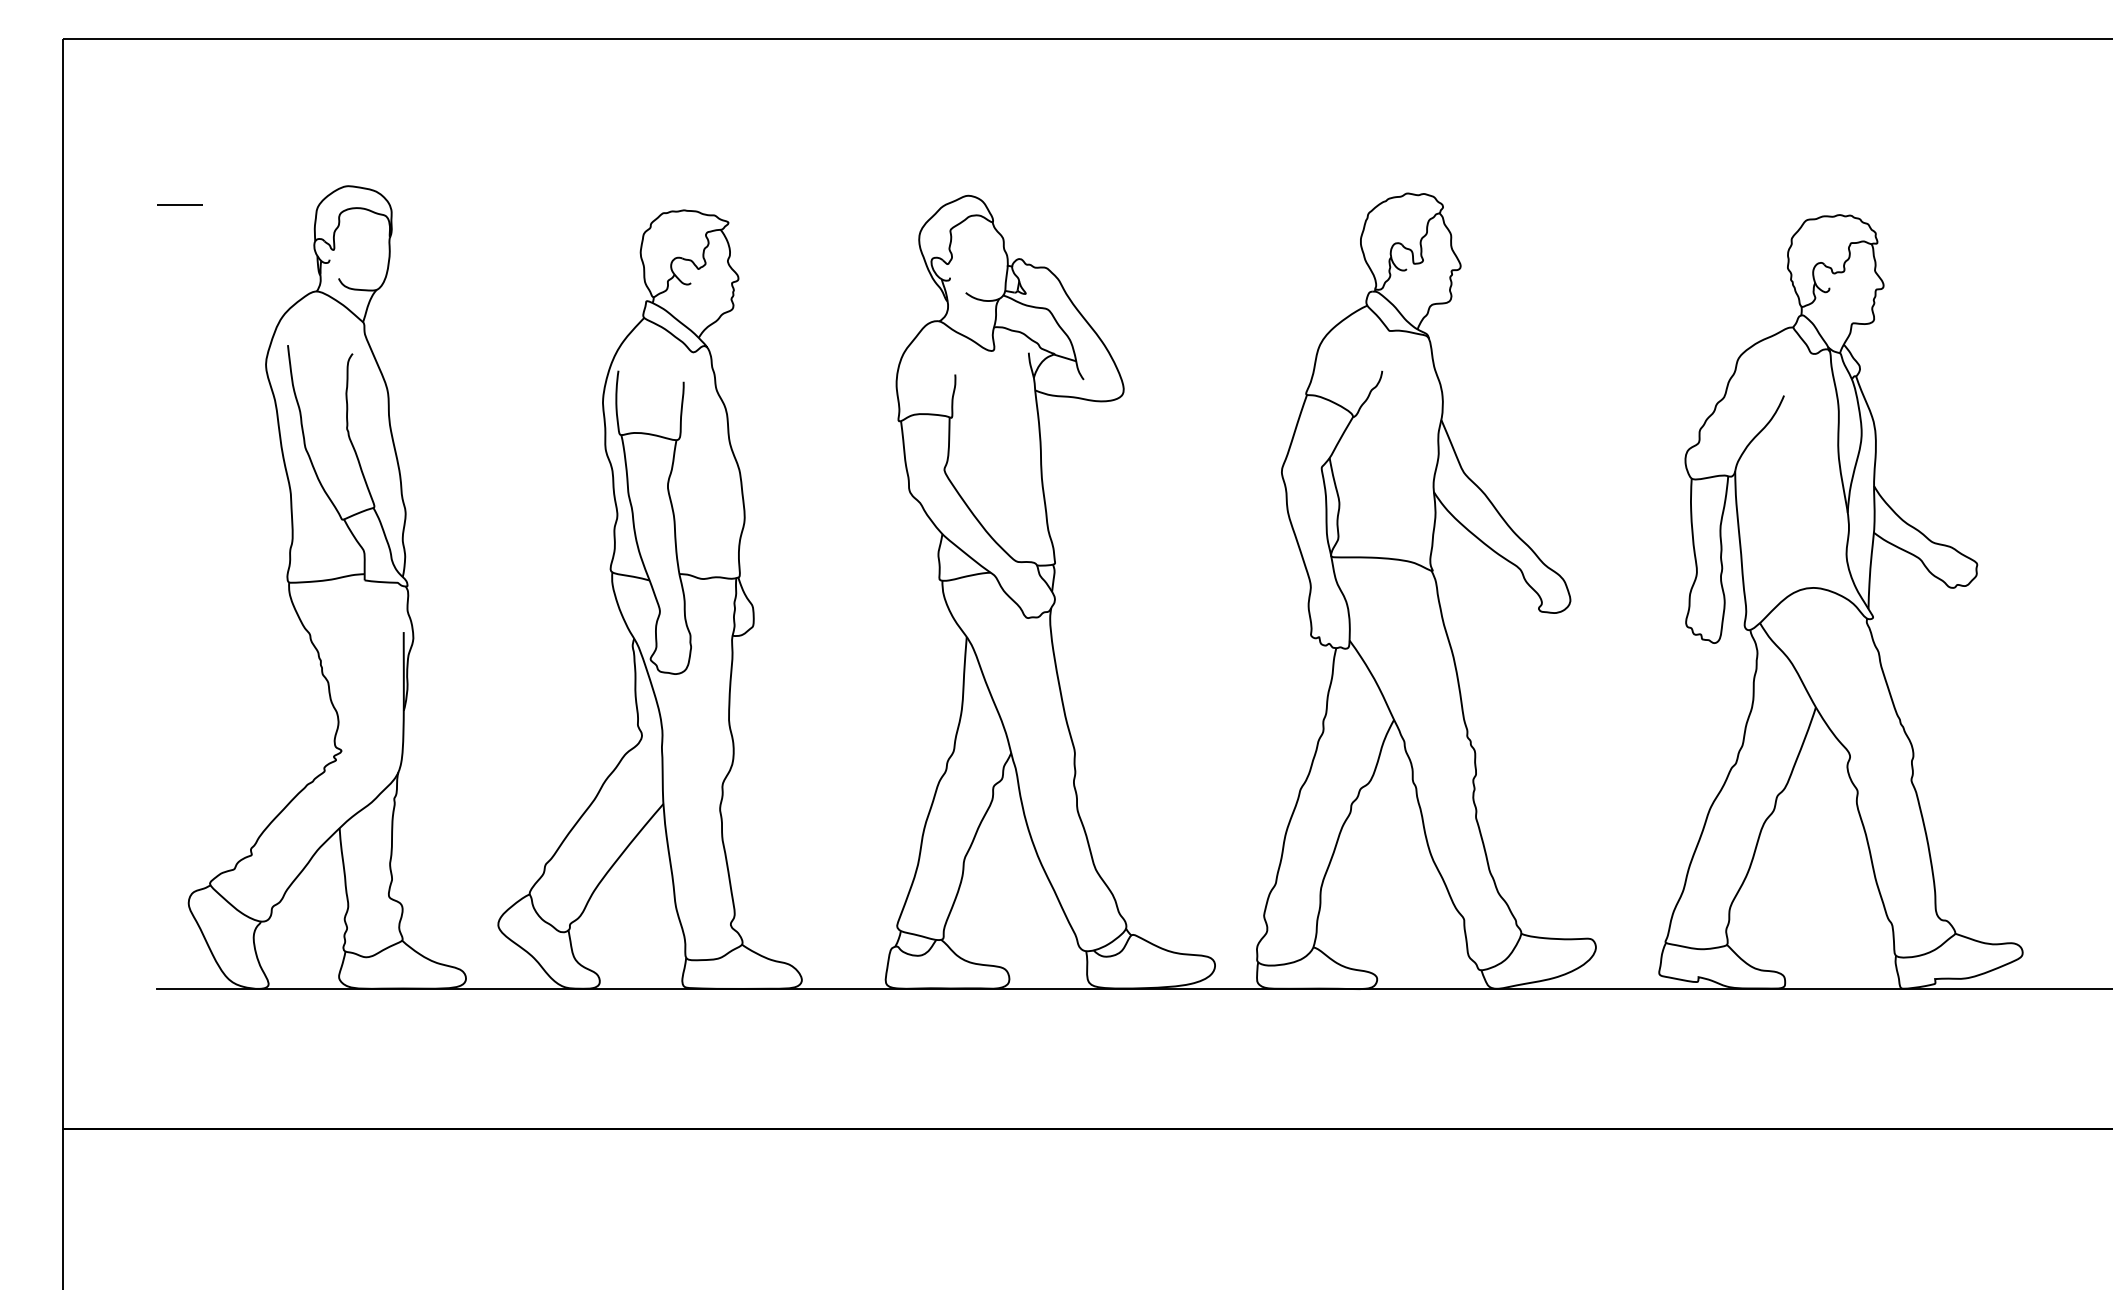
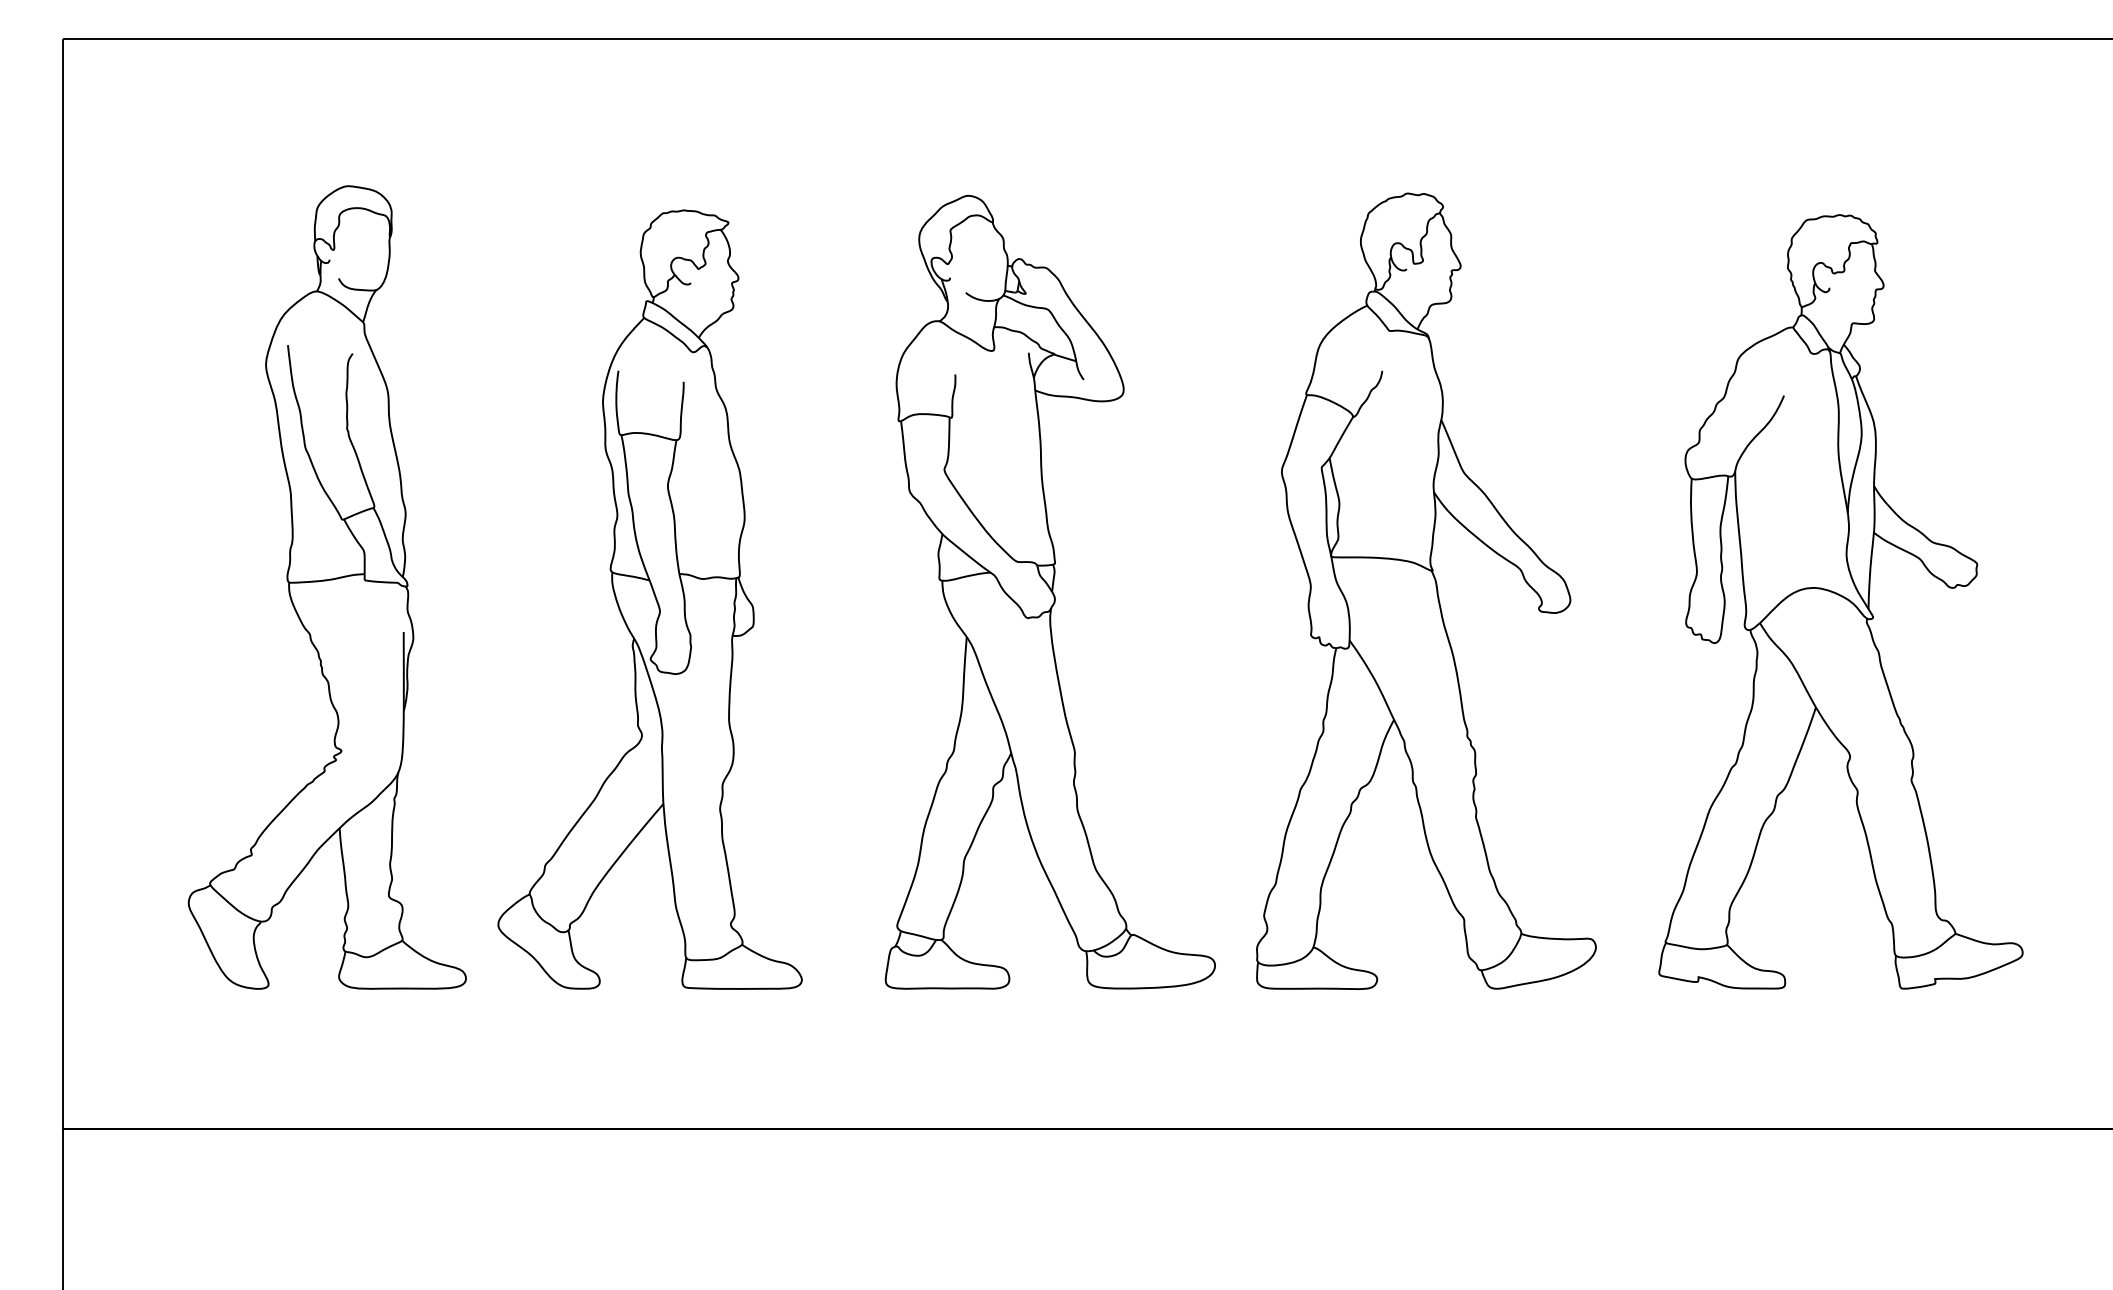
line: present -> none (179, 204)
line: present -> none (1133, 988)
